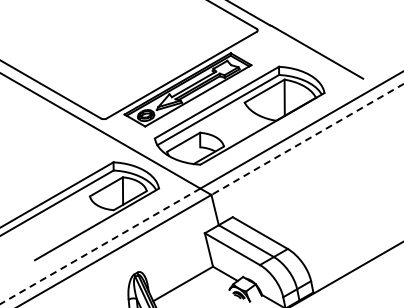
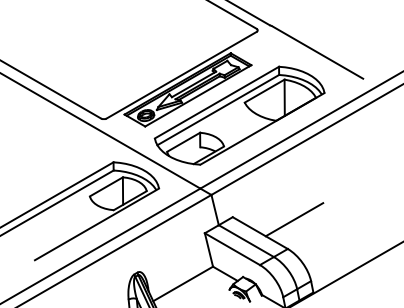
line: dashed -> solid (307, 139)
line: none -> present (294, 219)
line: dashed -> solid (99, 246)
